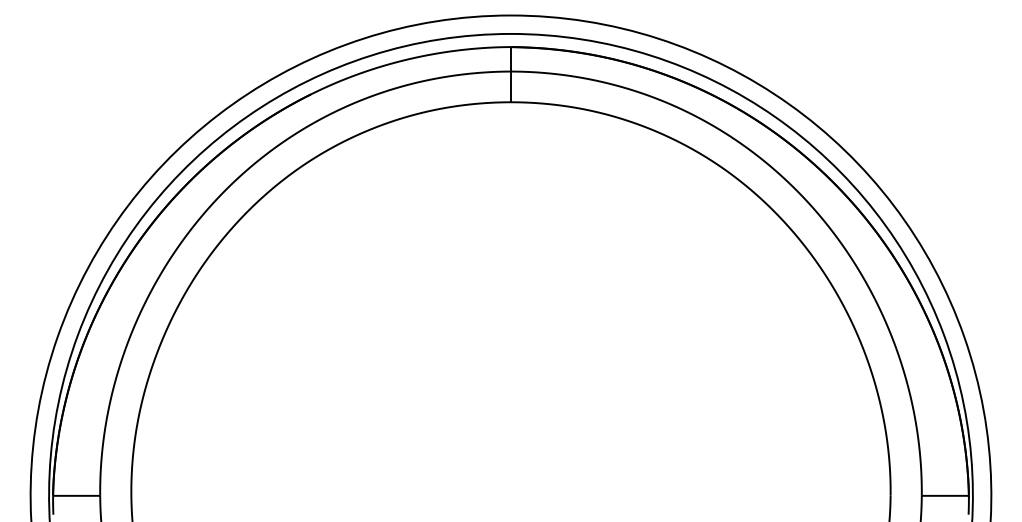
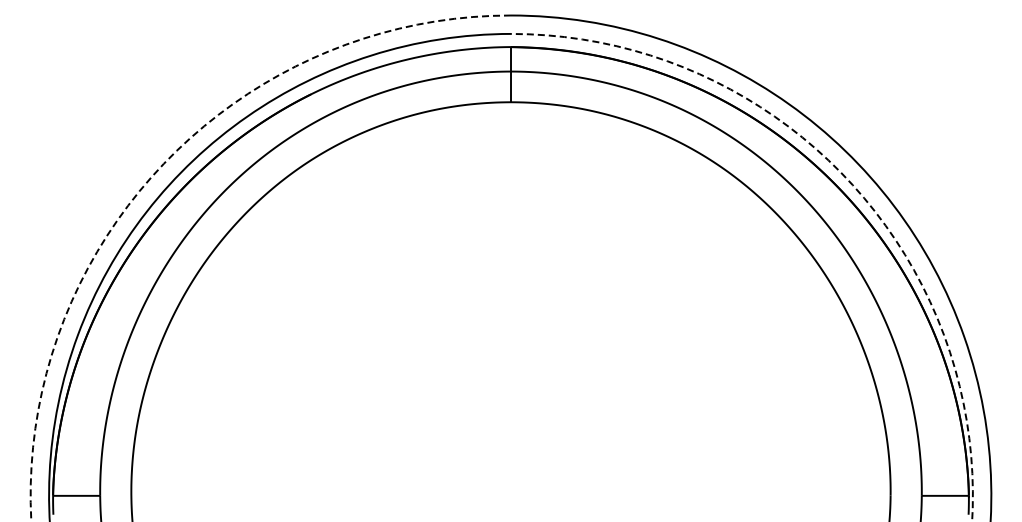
arc: solid -> dashed (163, 164)
arc: solid -> dashed (845, 177)
